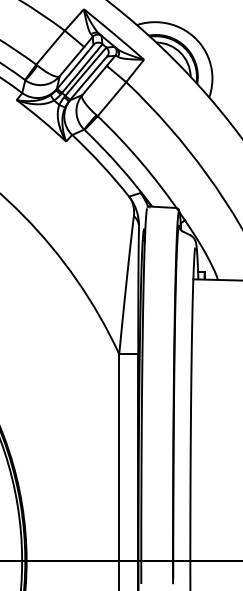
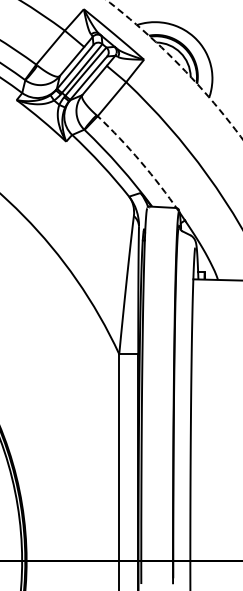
circle: solid -> dashed (174, 69)
arc: solid -> dashed (140, 161)
